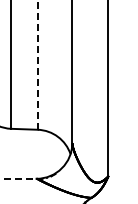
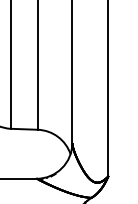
line: dashed -> solid (37, 64)
line: dashed -> solid (18, 178)
